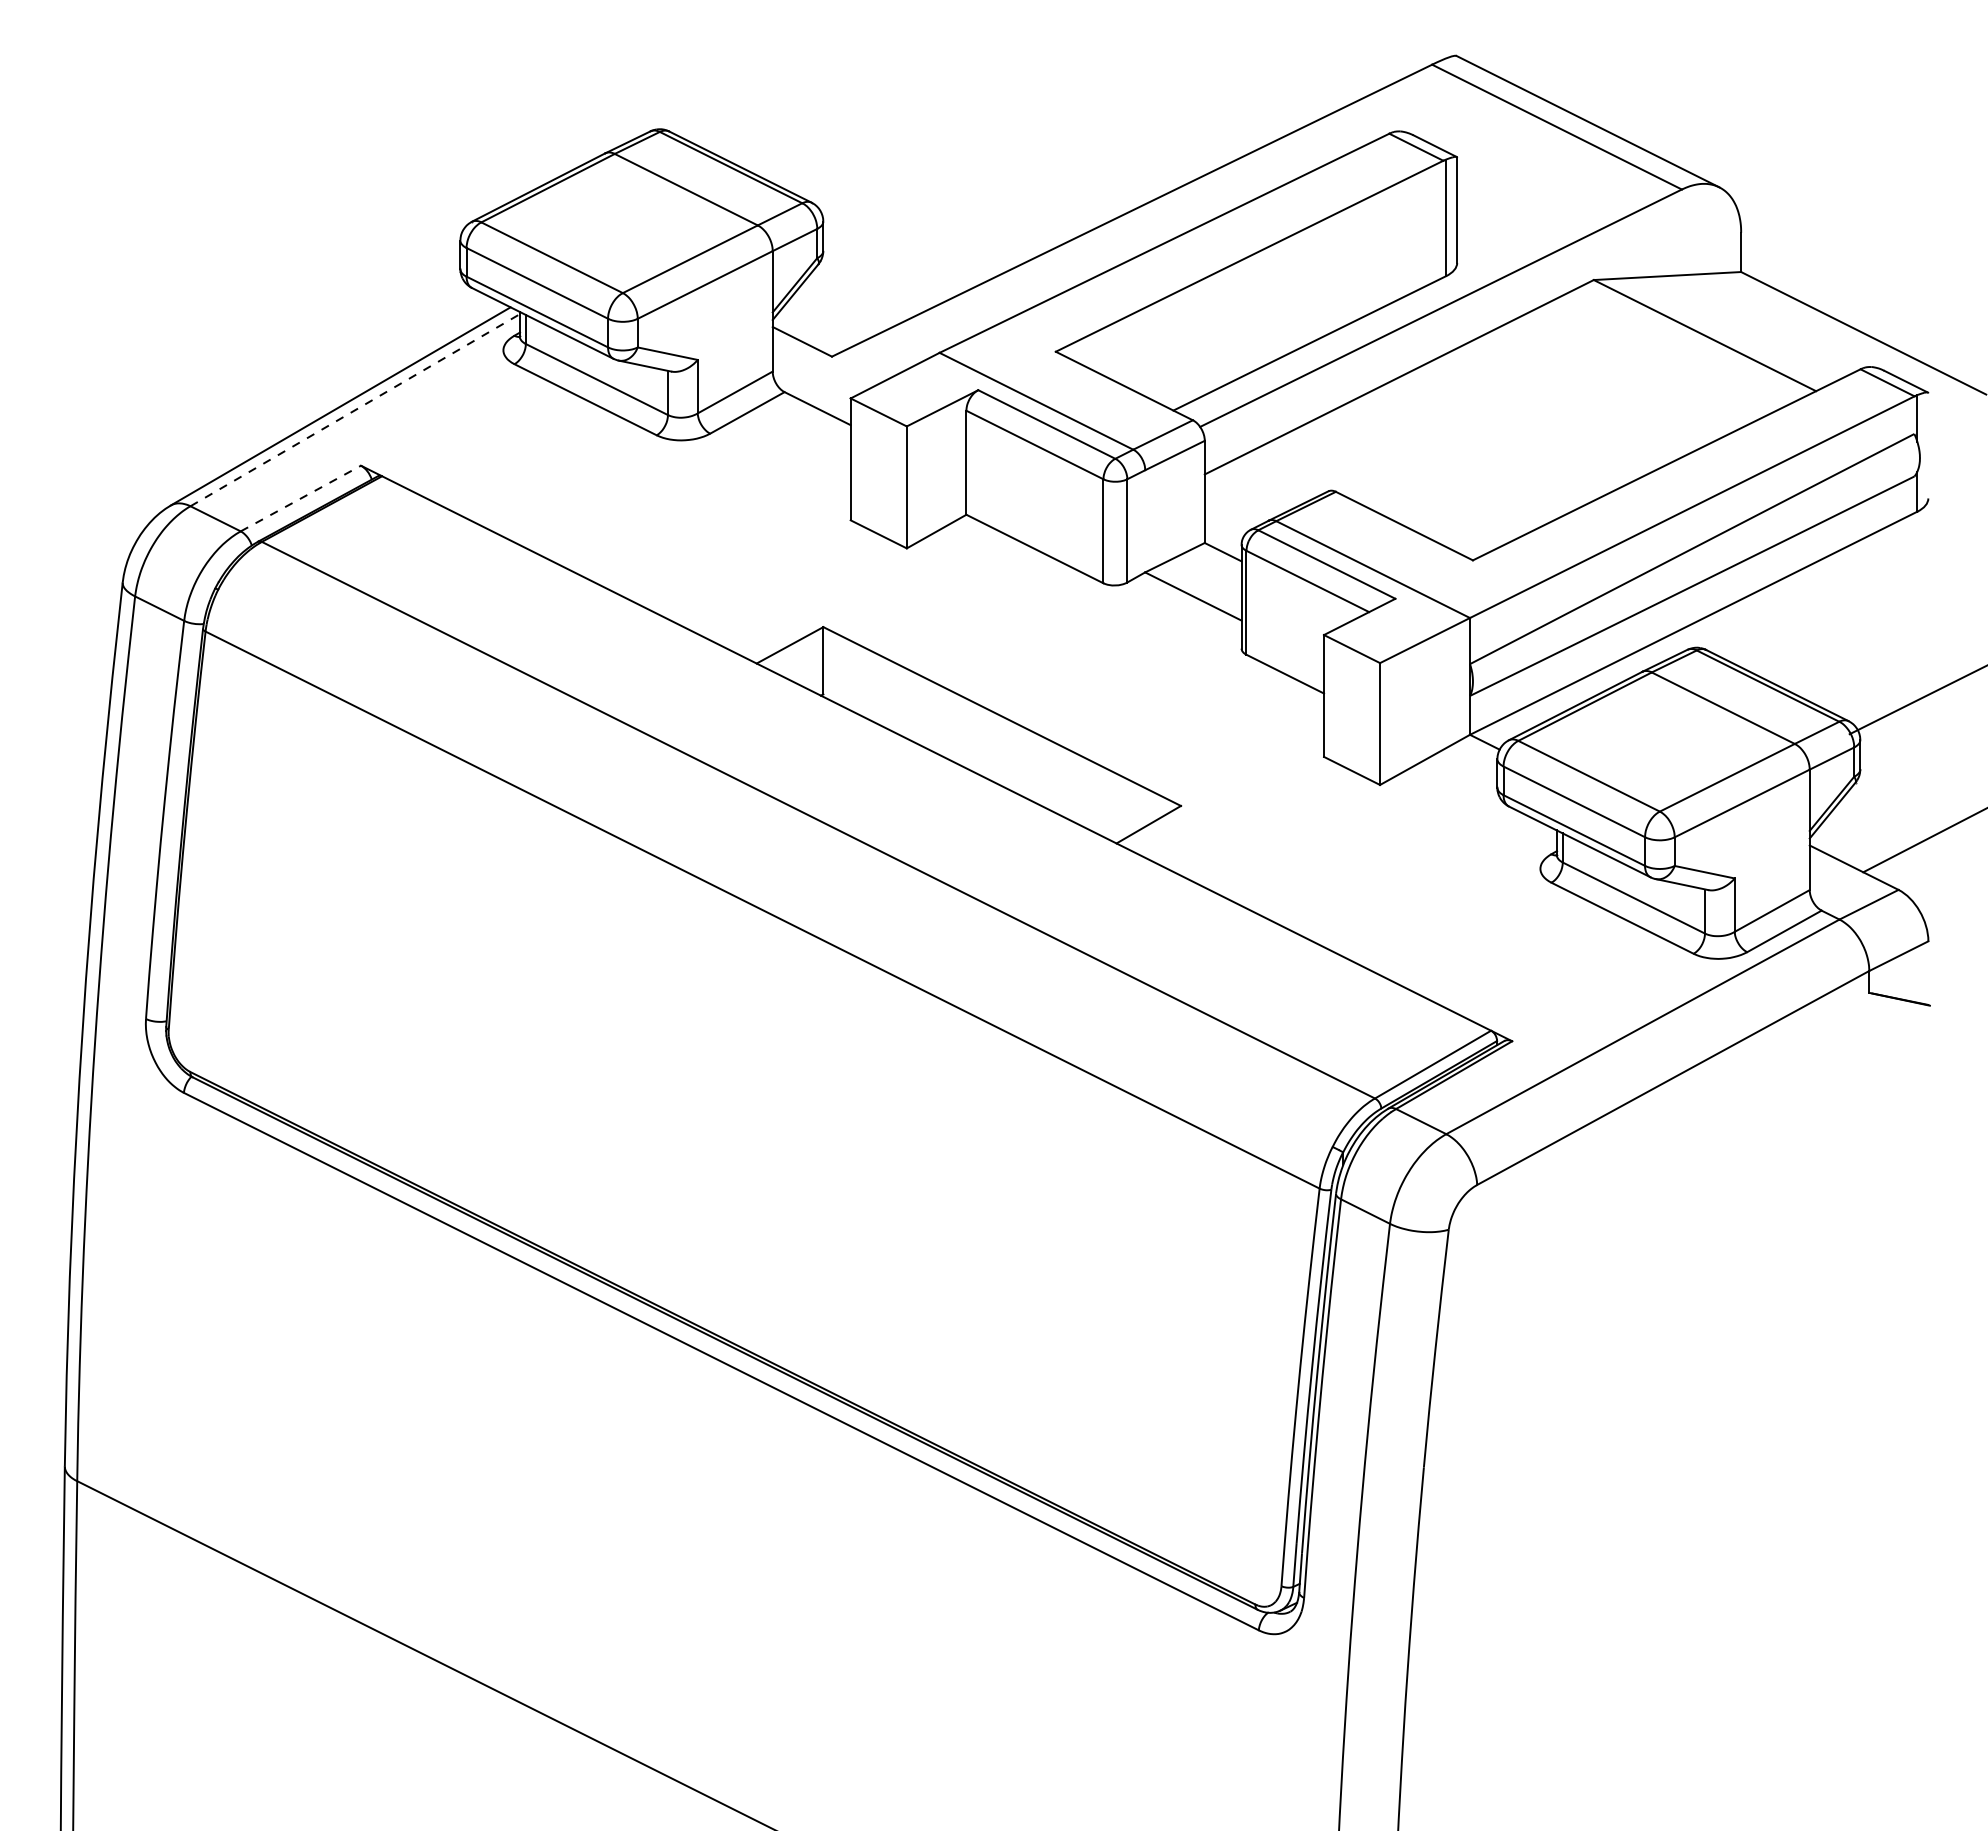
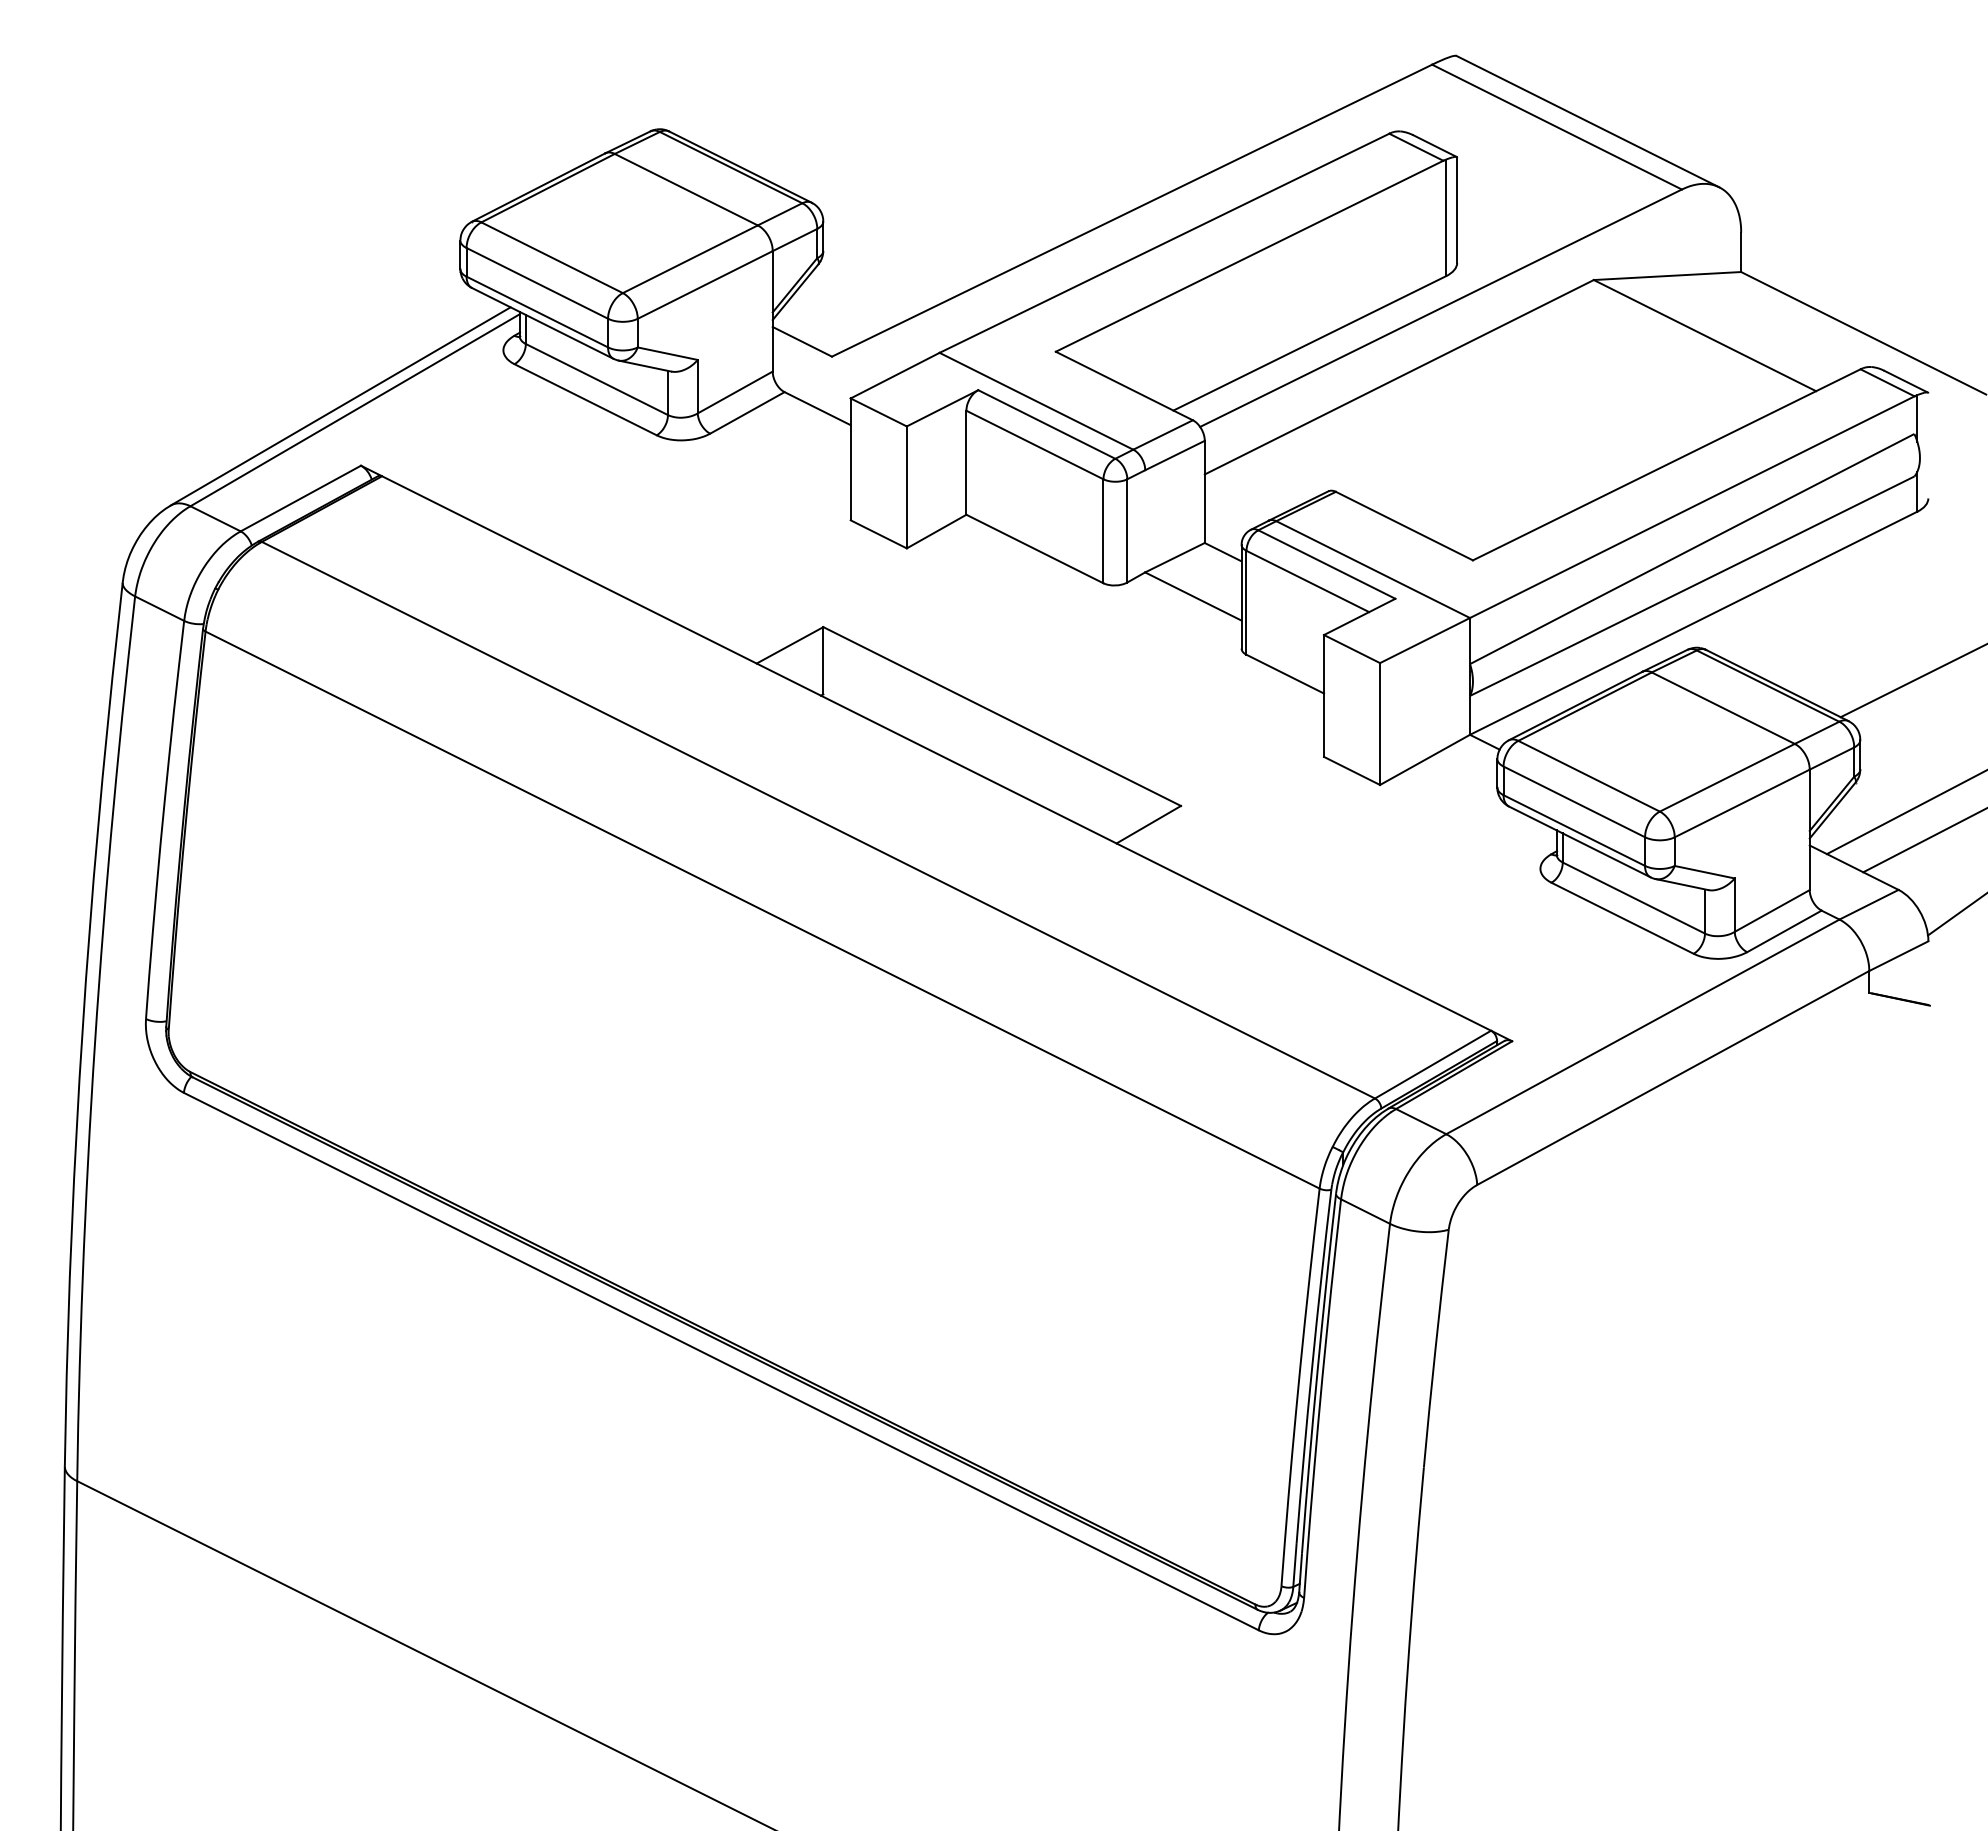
line: dashed -> solid (355, 410)
line: dashed -> solid (300, 498)
line position: (1916, 700) -> (1912, 681) (1912, 681)
line: none -> present (1905, 812)
line: none -> present (1956, 915)
